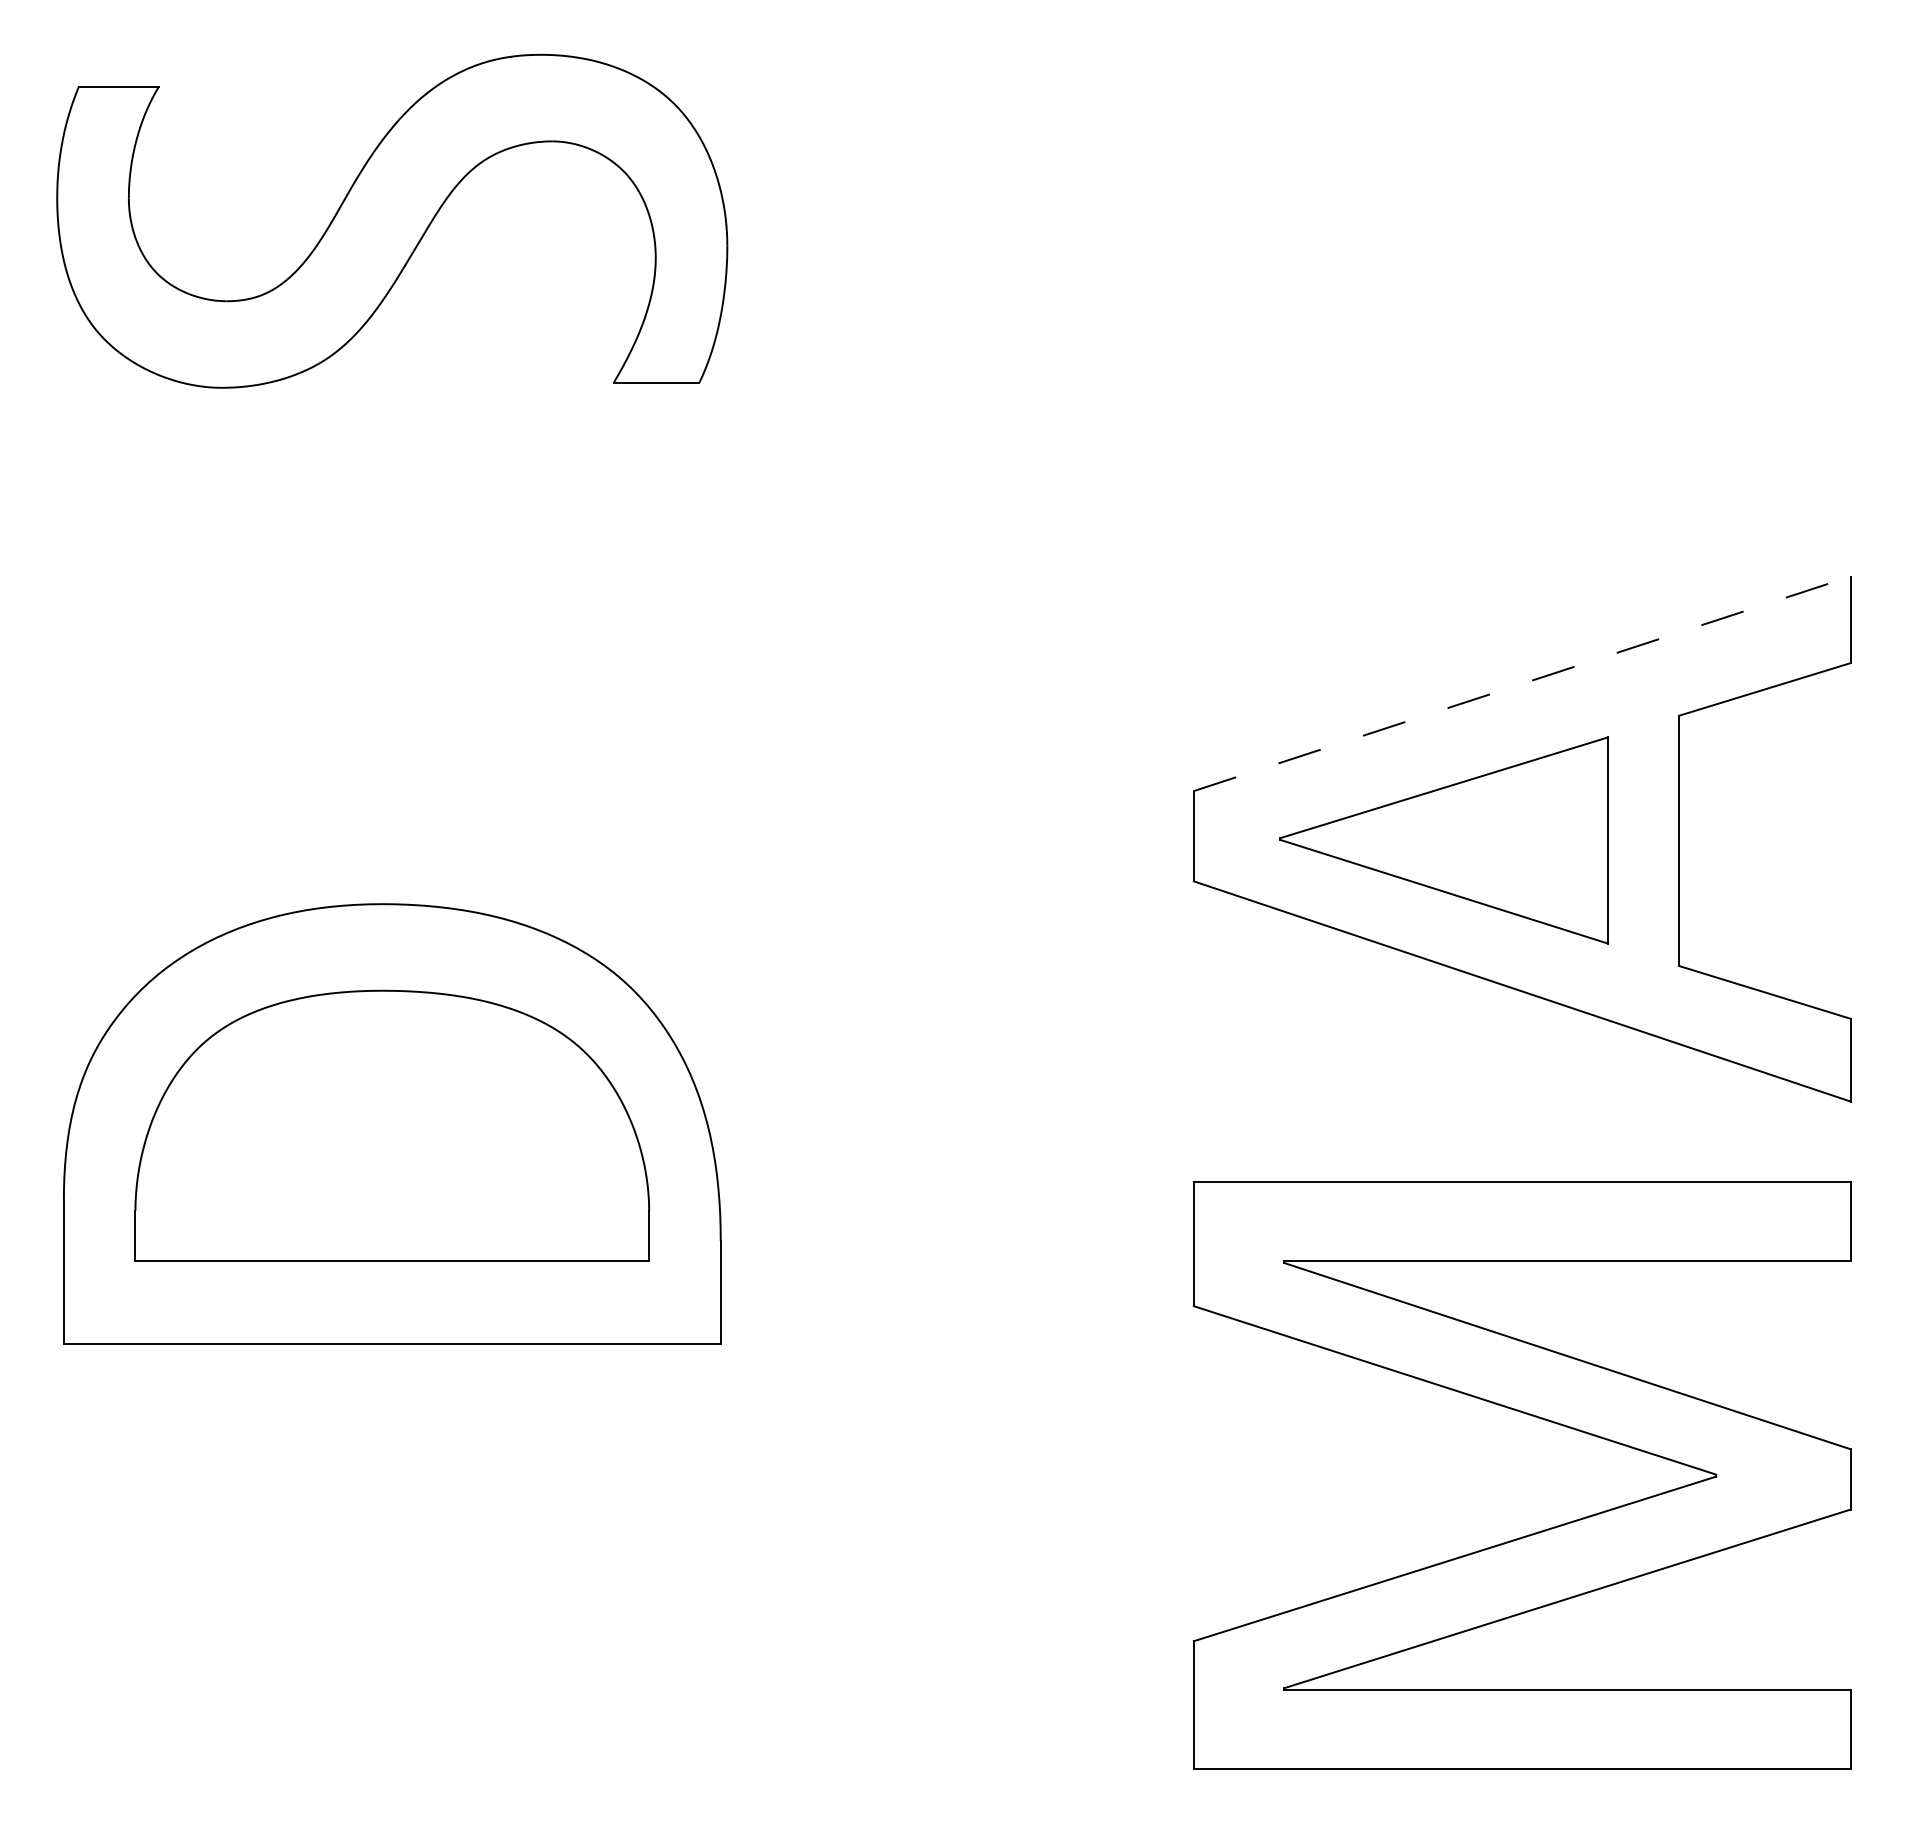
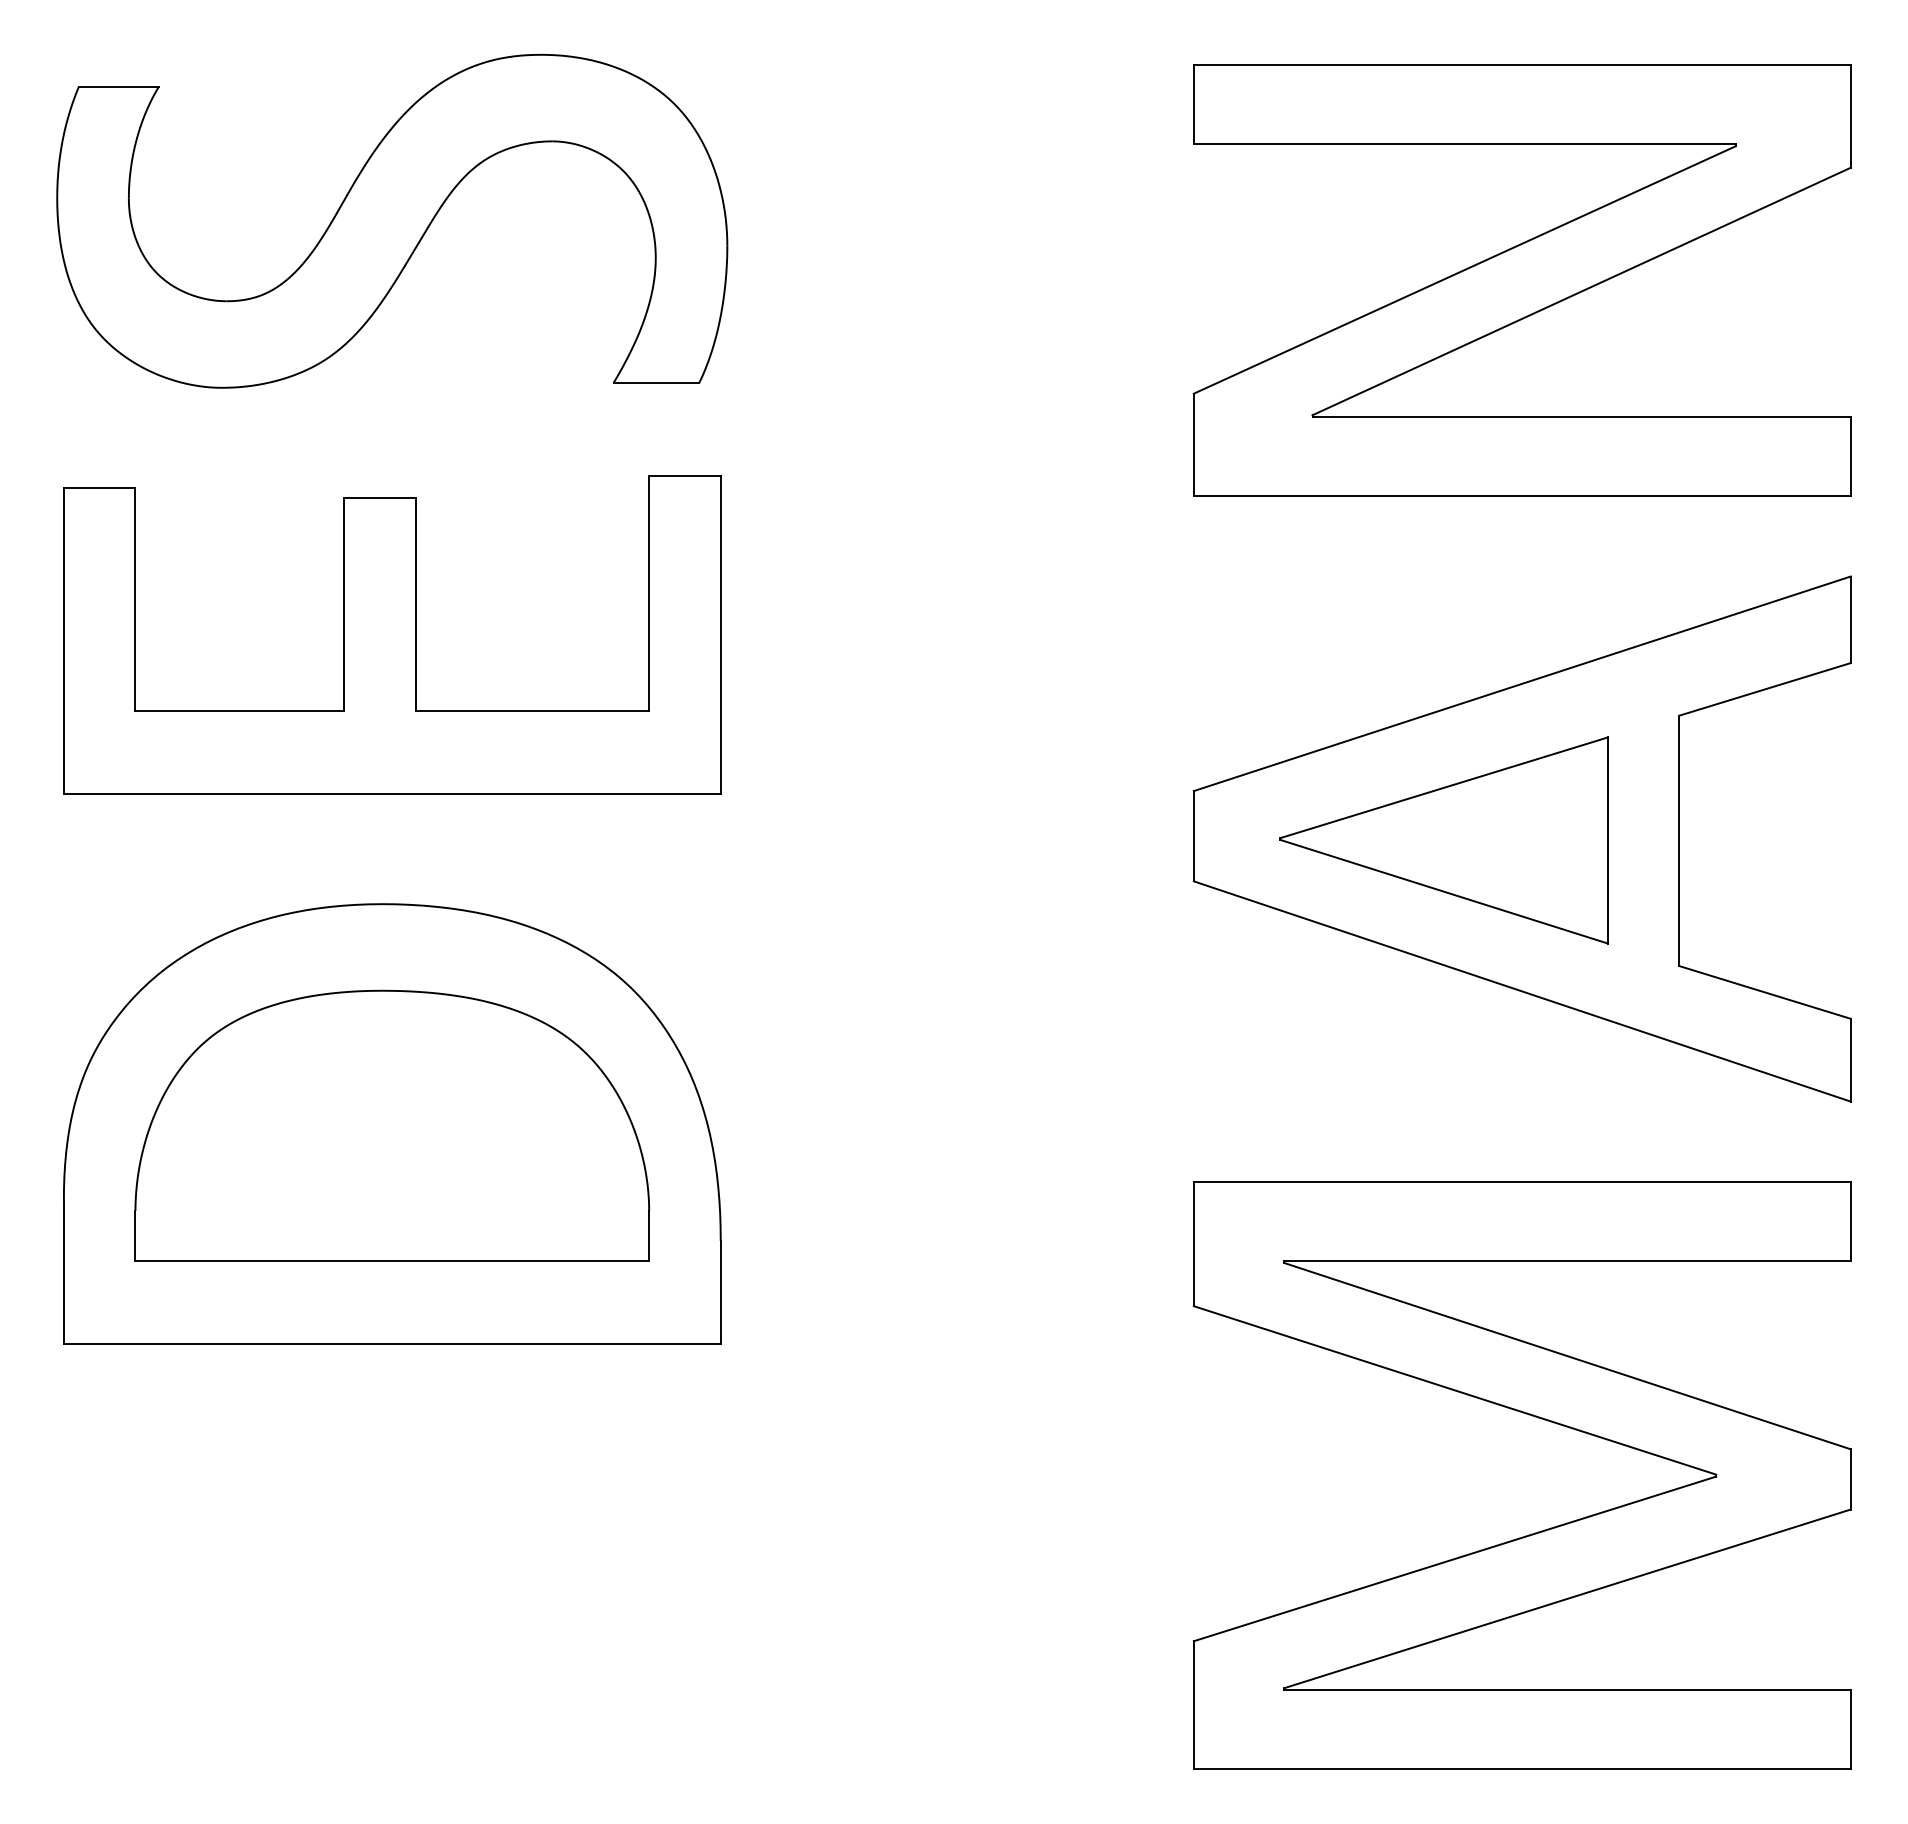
part: none -> present (1521, 280)
part: none -> present (392, 634)
line: dashed -> solid (1522, 683)
